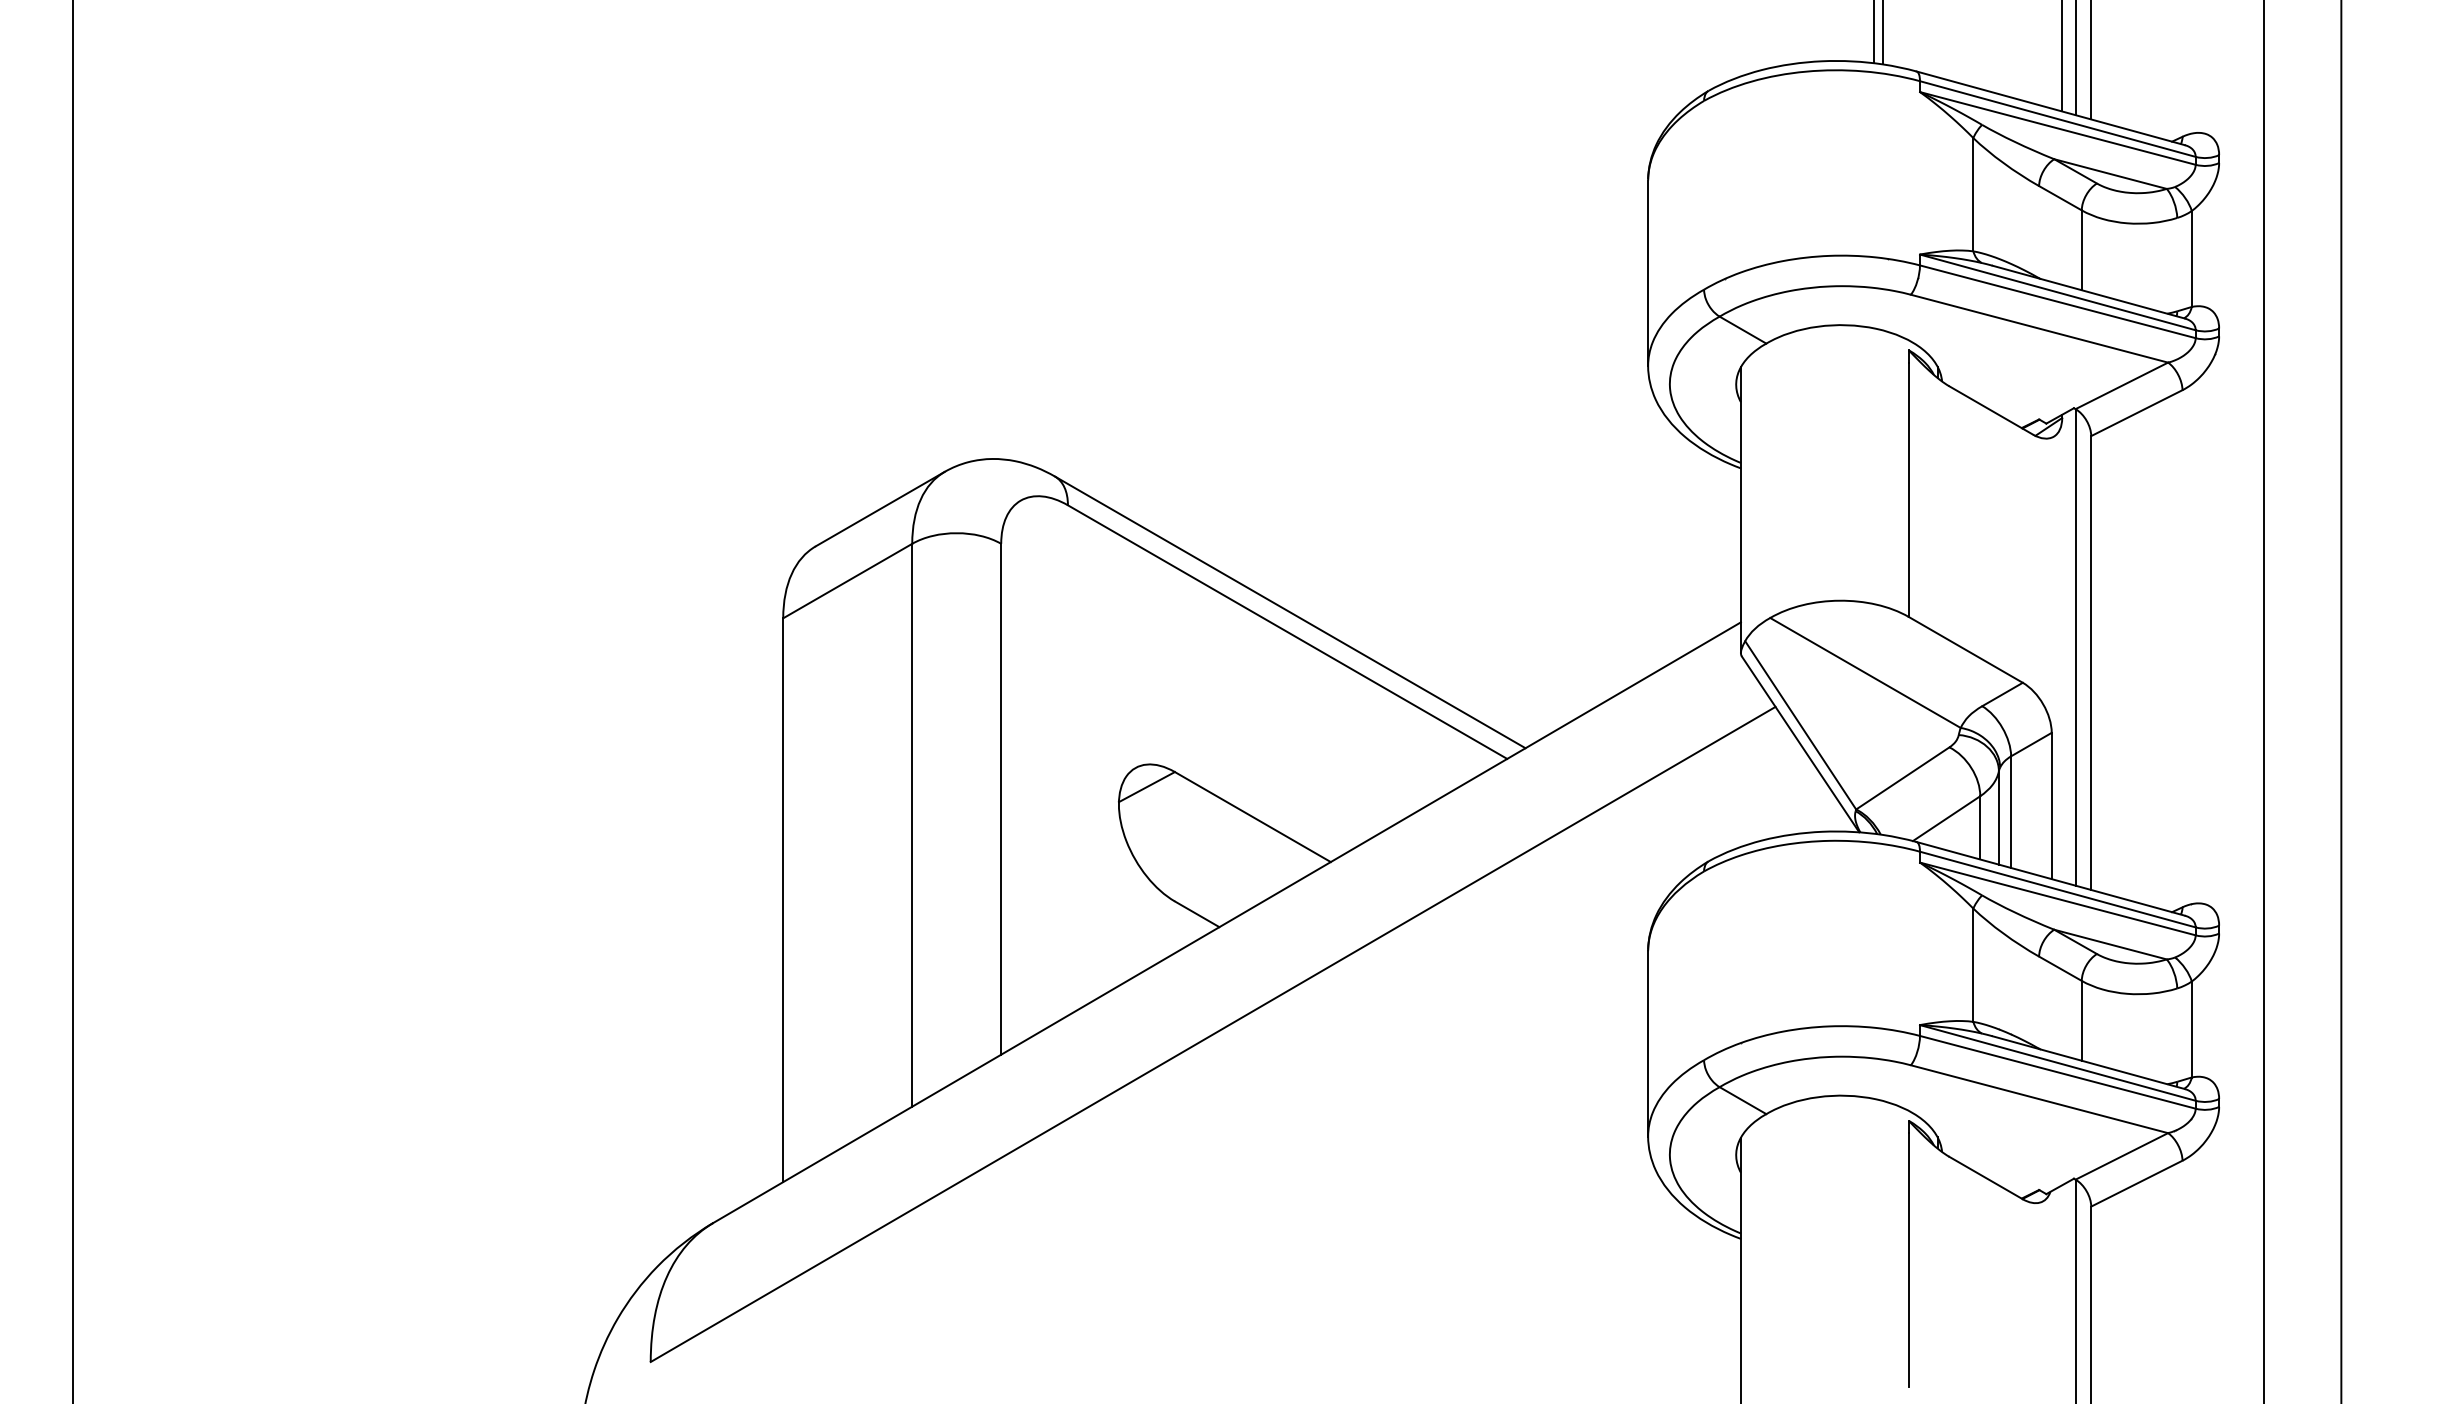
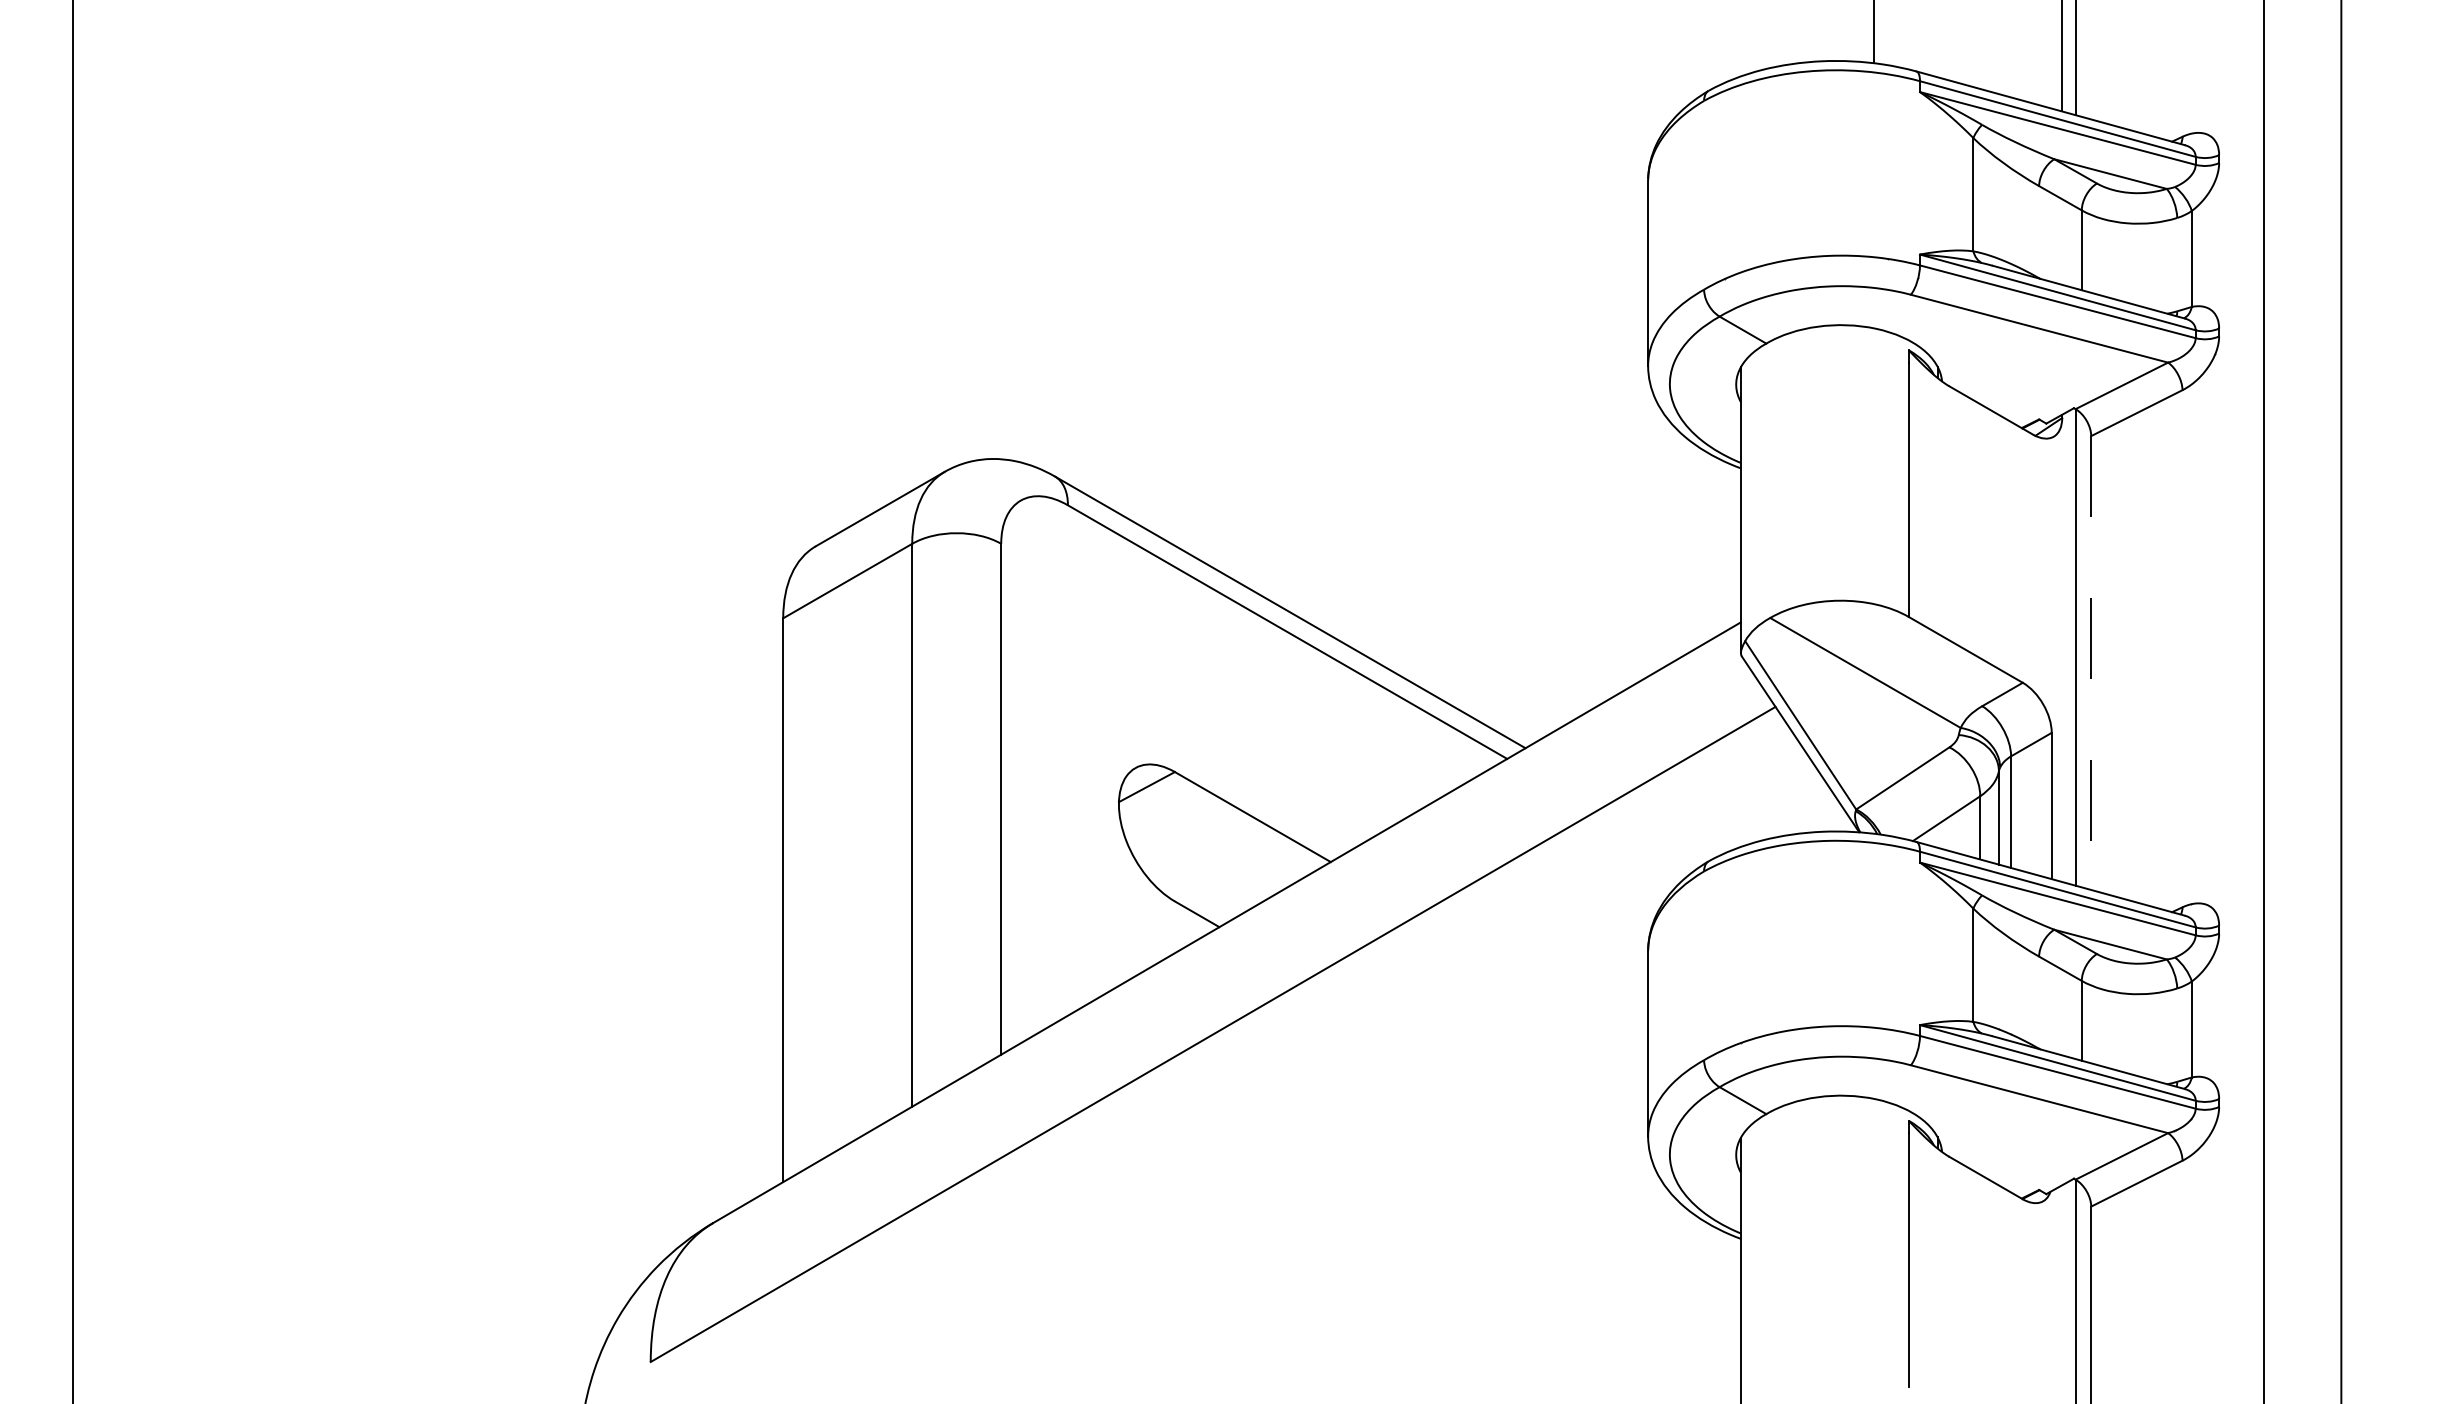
line: present -> none (1883, 33)
line: present -> none (2091, 60)
line: solid -> dashed (2091, 663)
